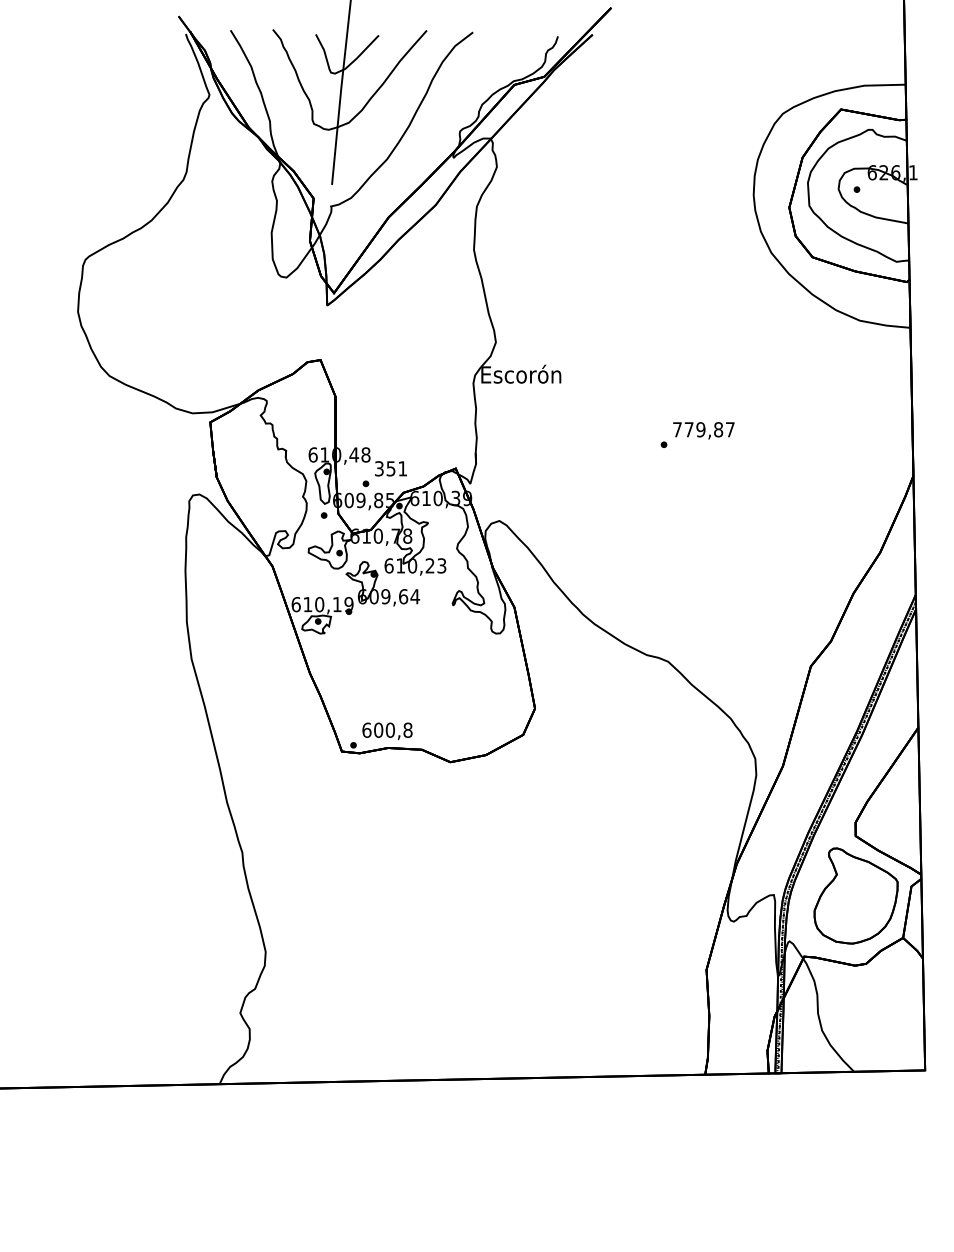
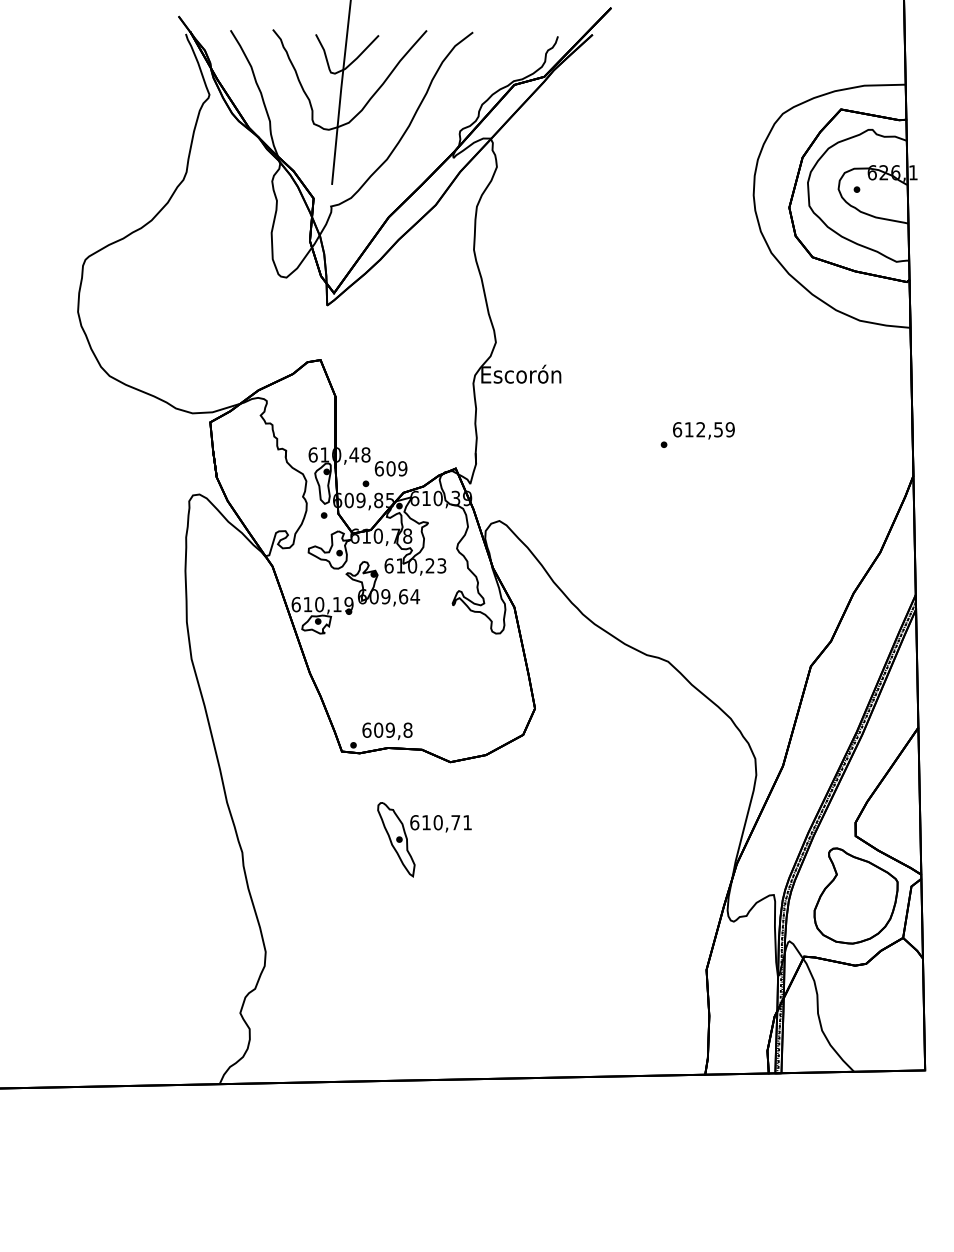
text: 779,87 -> 612,59 (703, 429)
text: 351 -> 609 (390, 468)
text: 600,8 -> 609,8 (389, 730)
part: none -> present (424, 830)
